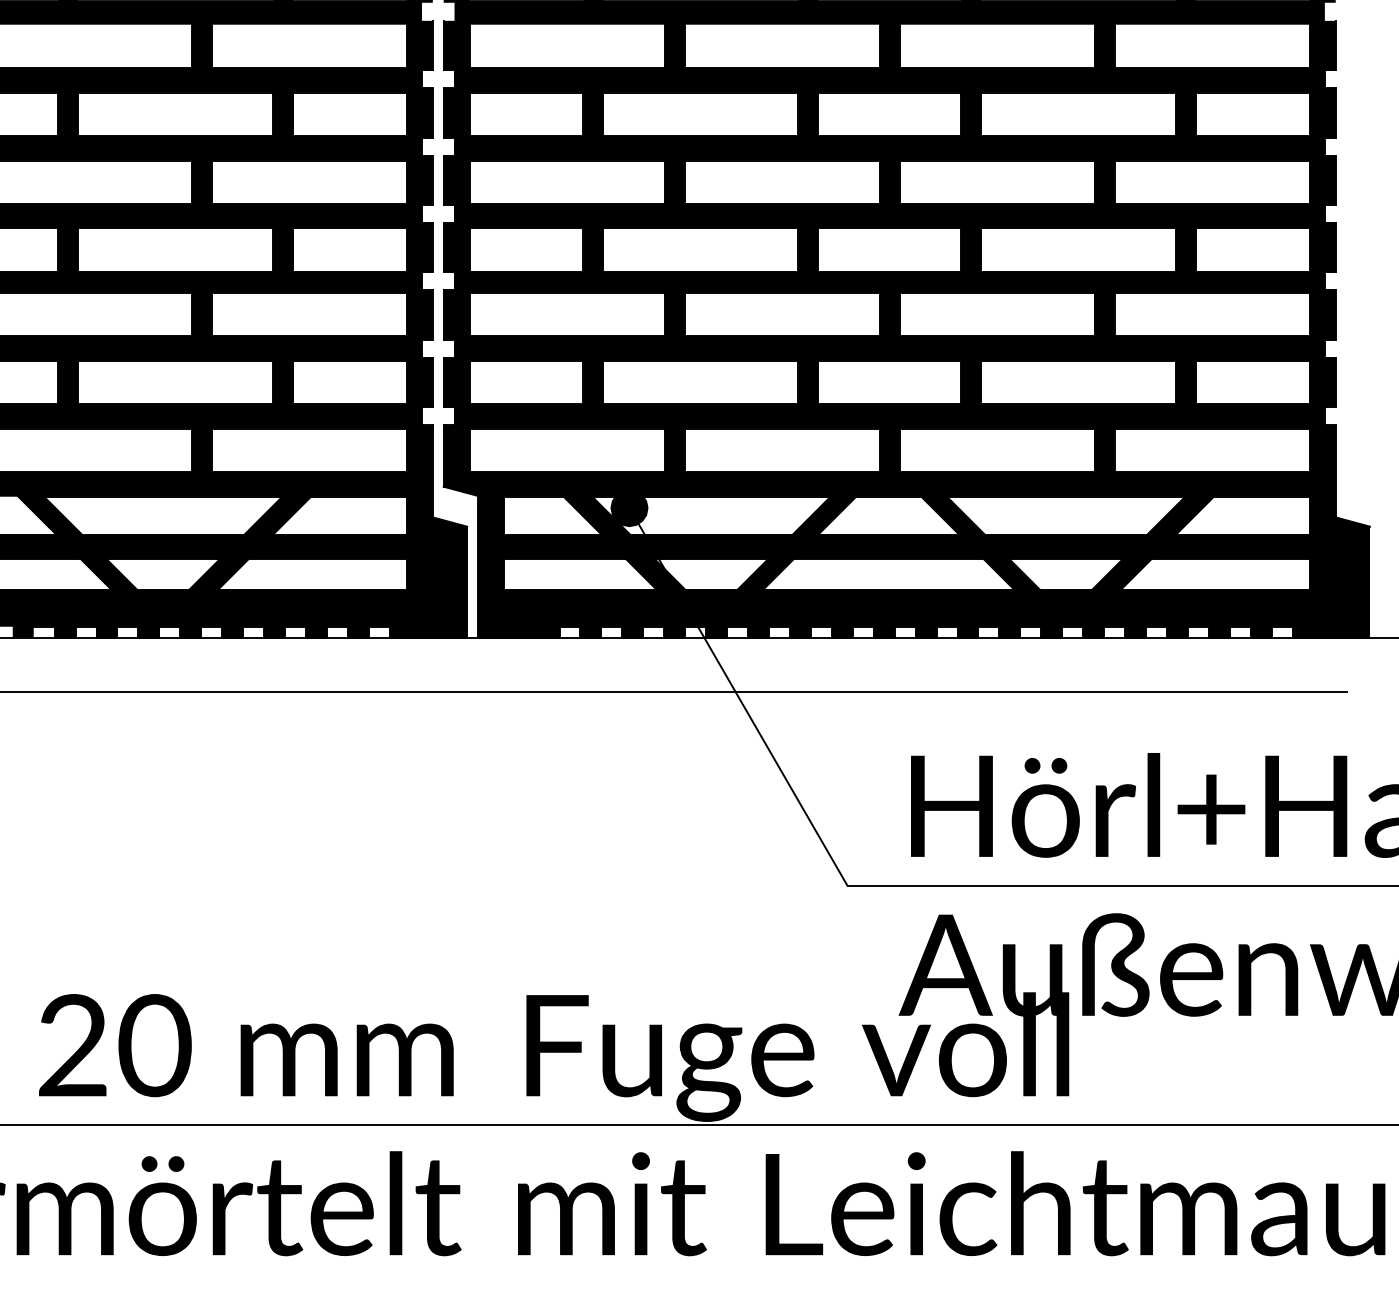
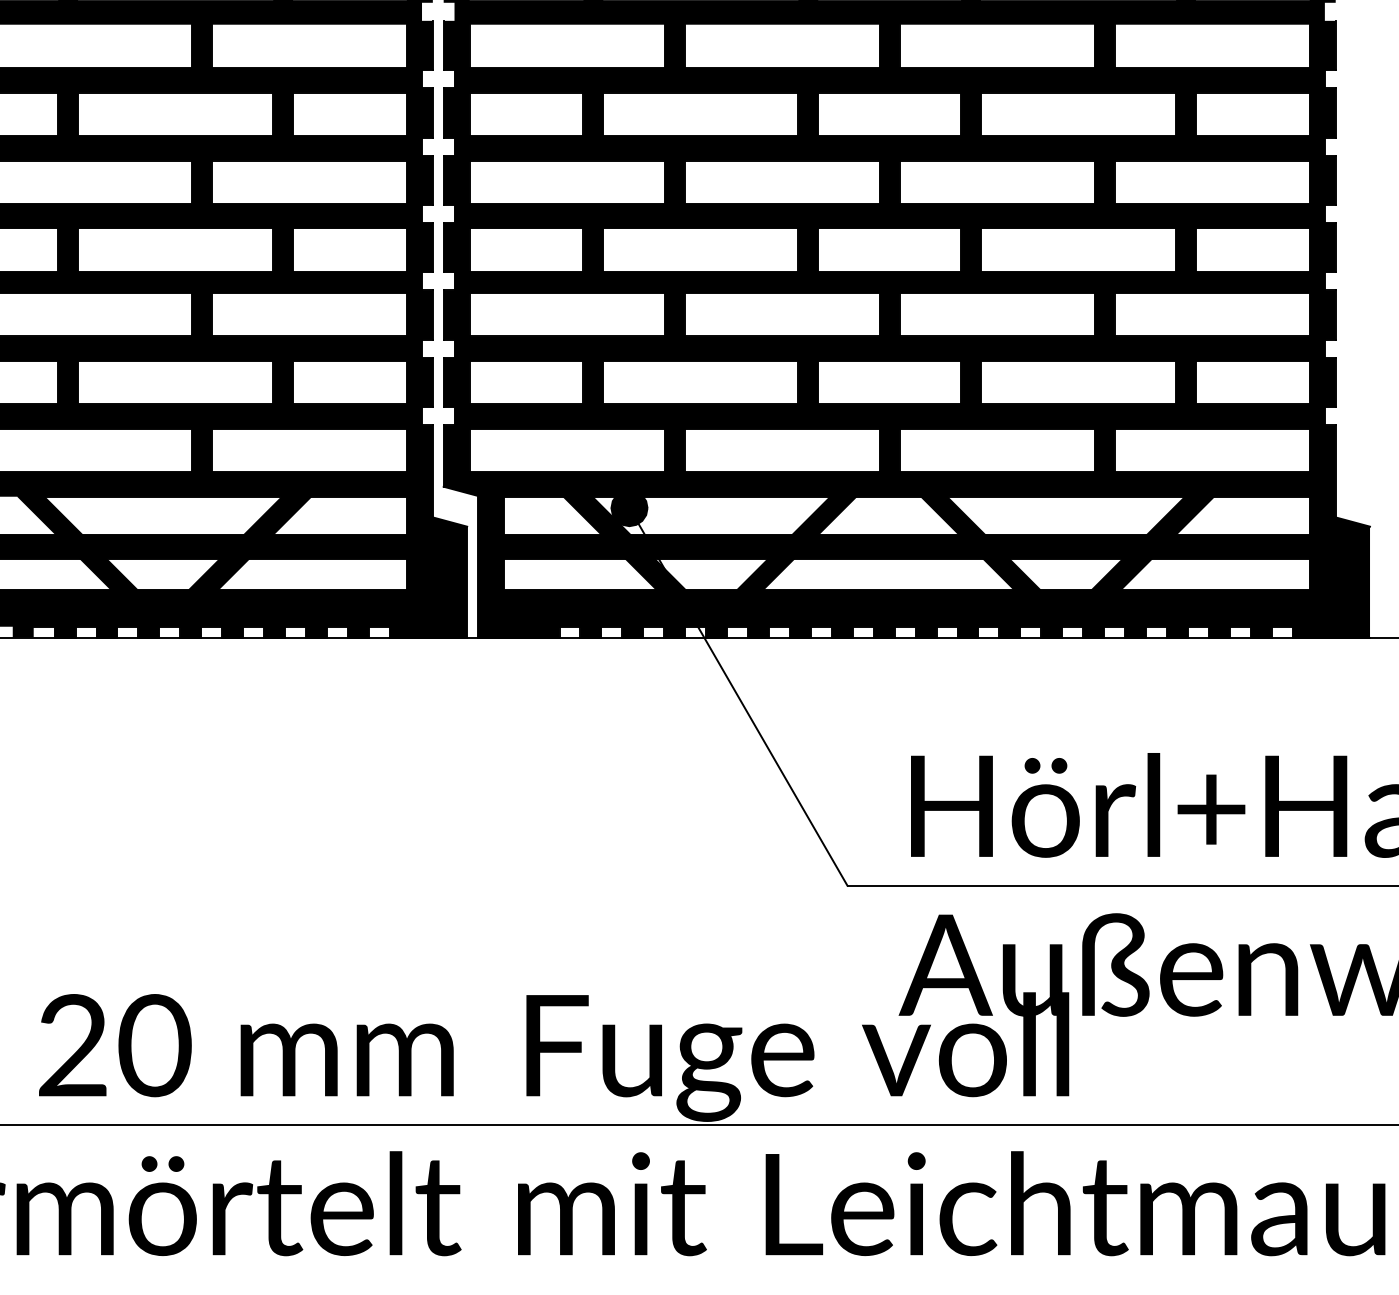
line: present -> none (674, 691)
